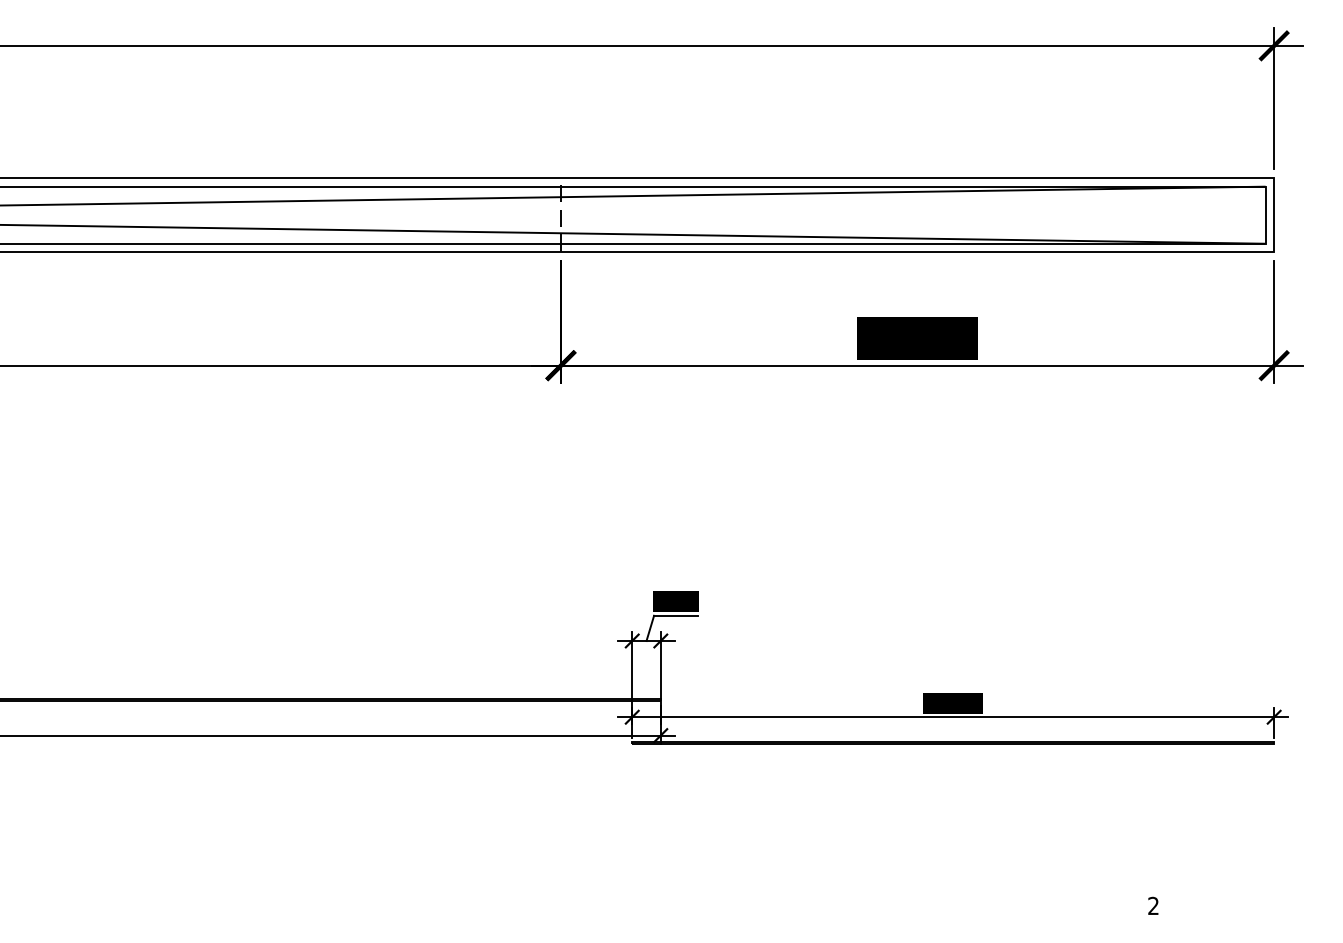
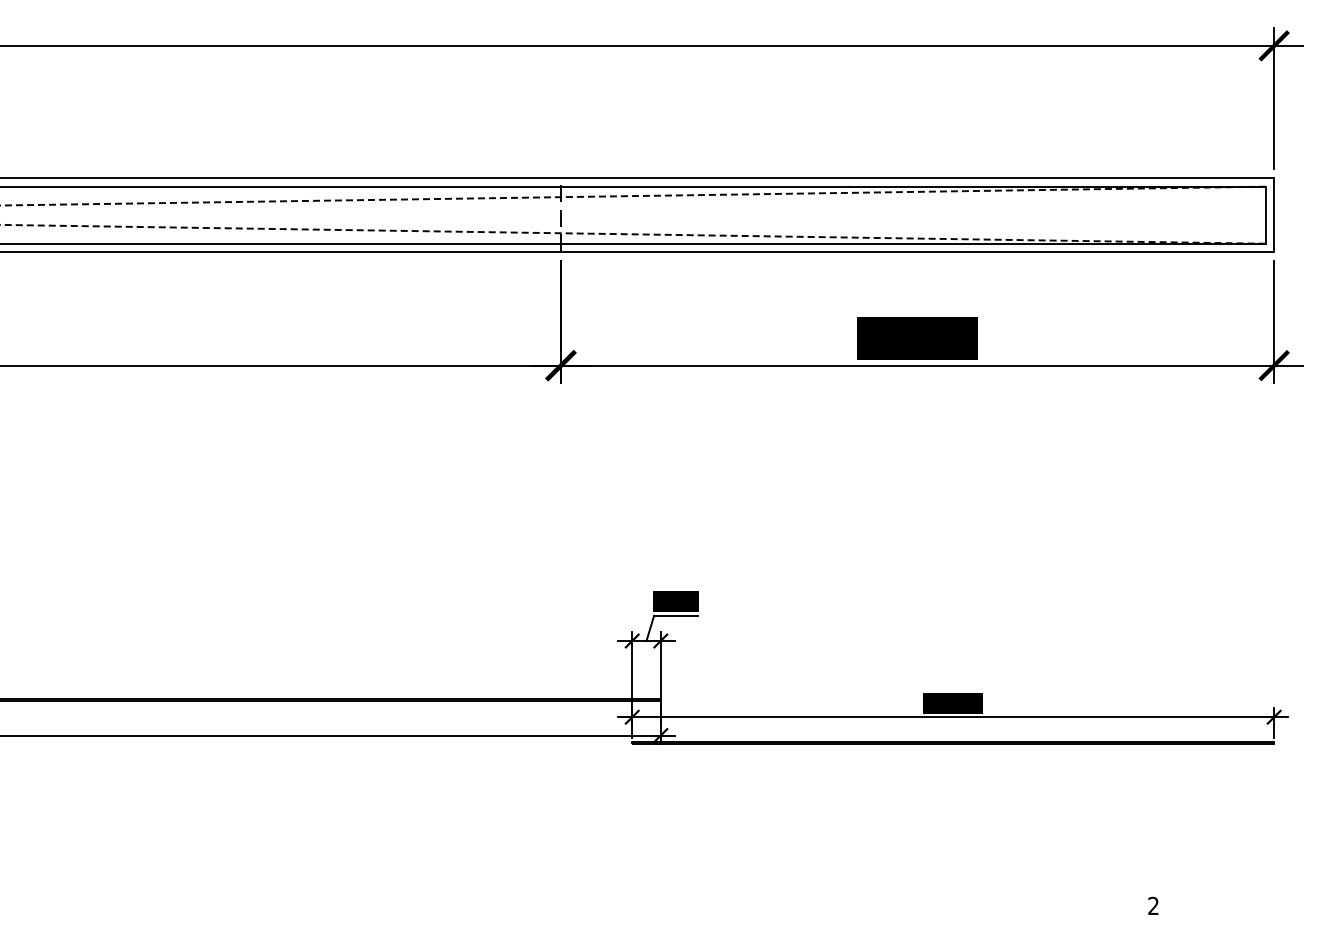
line: solid -> dashed (633, 196)
line: solid -> dashed (632, 234)
